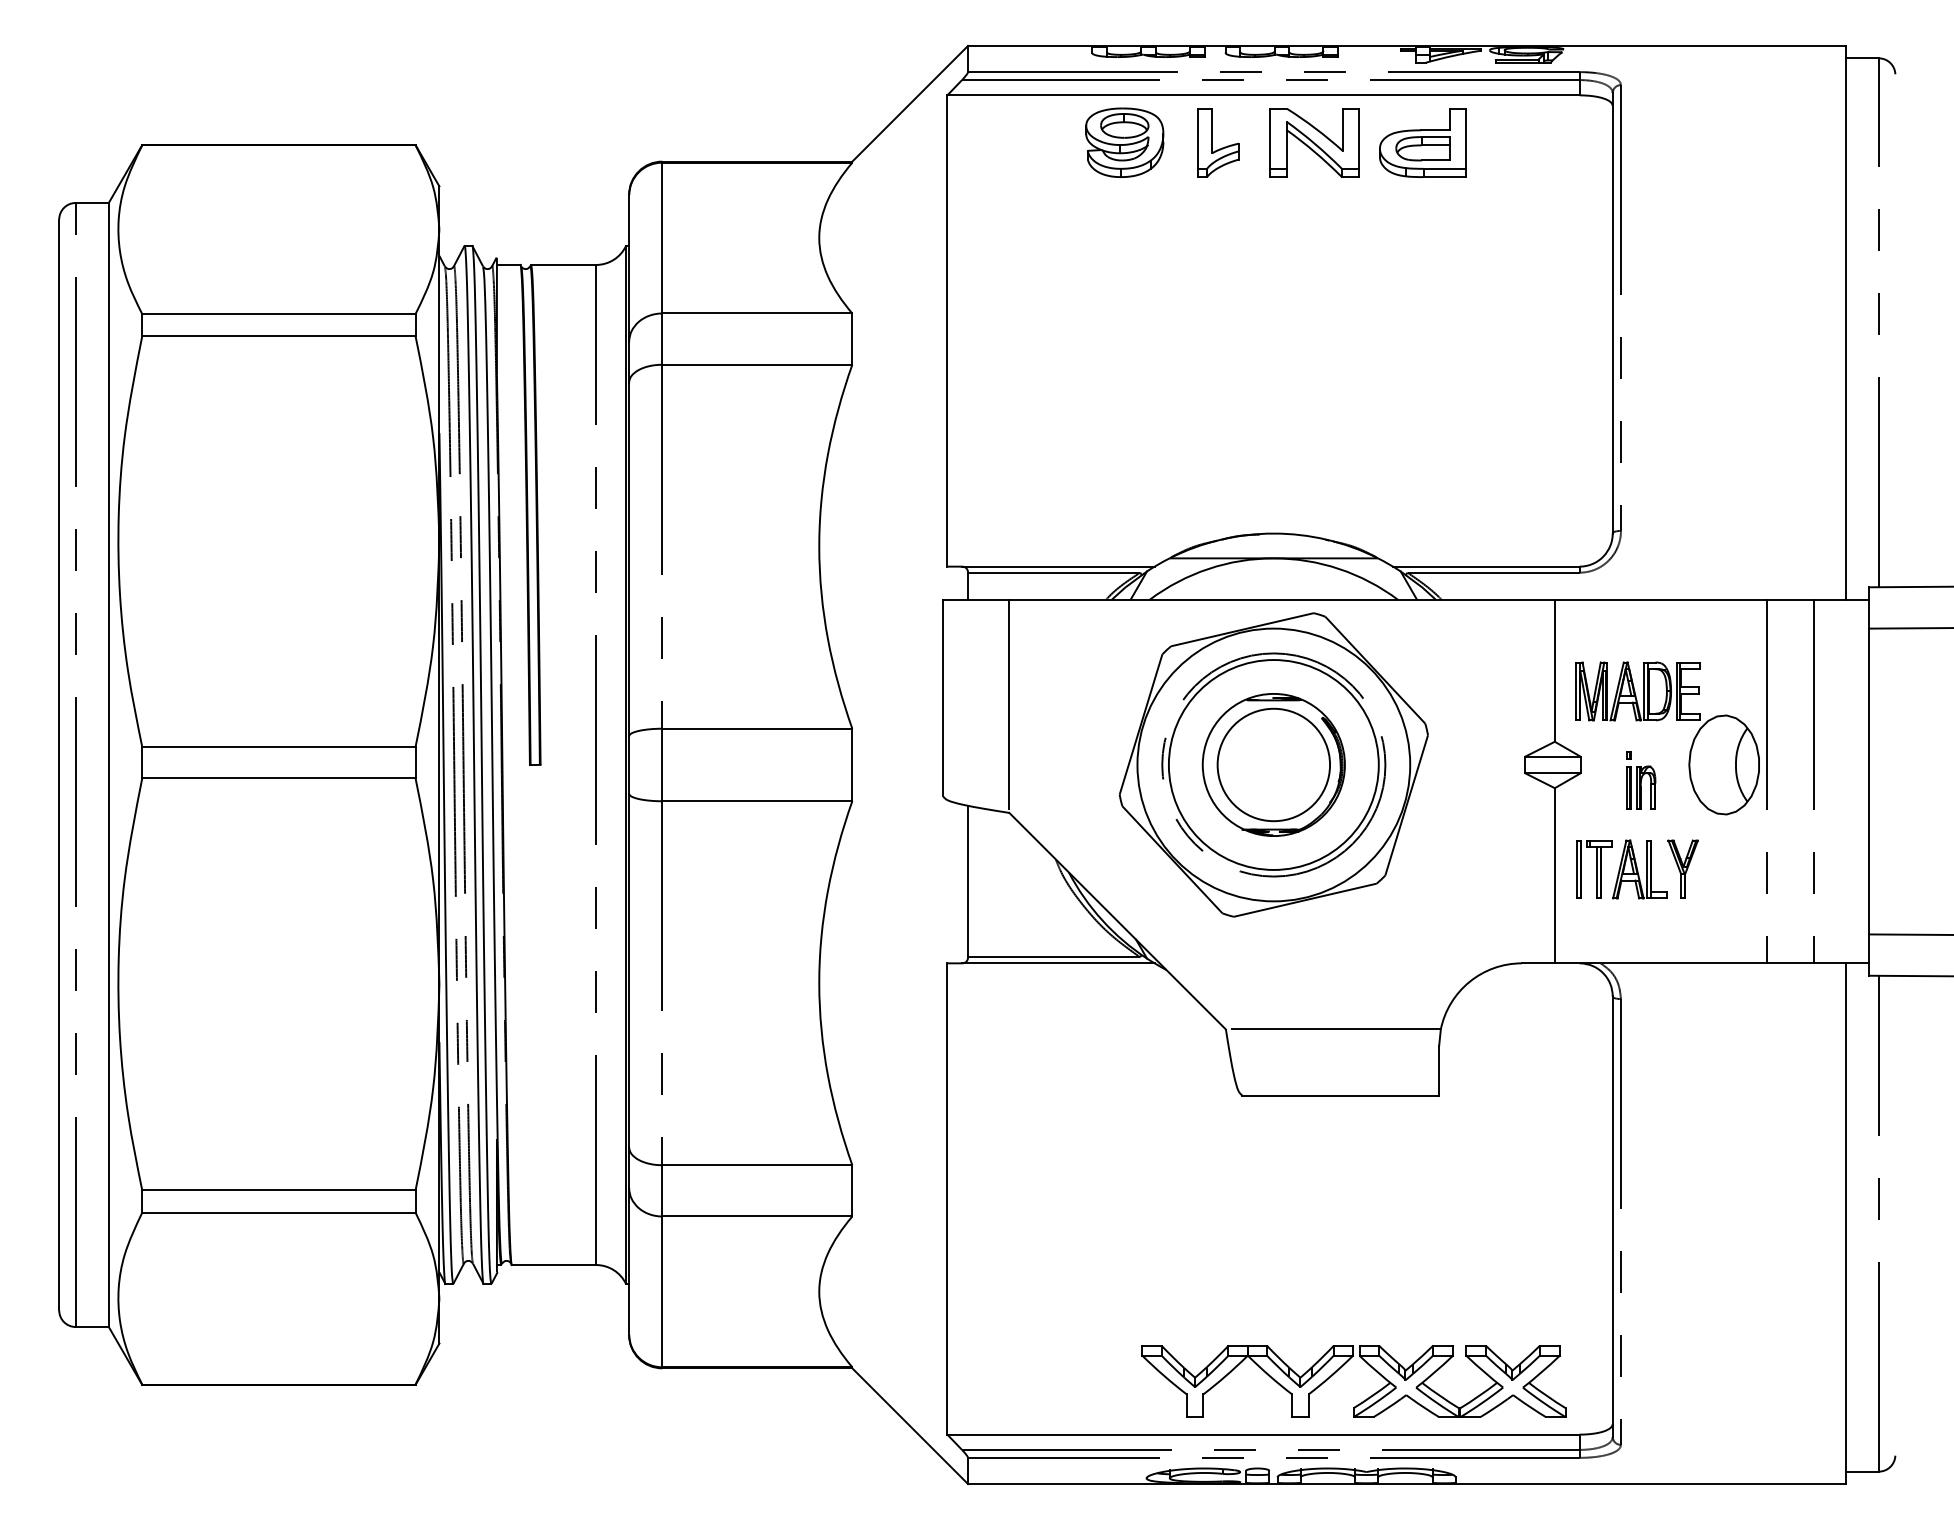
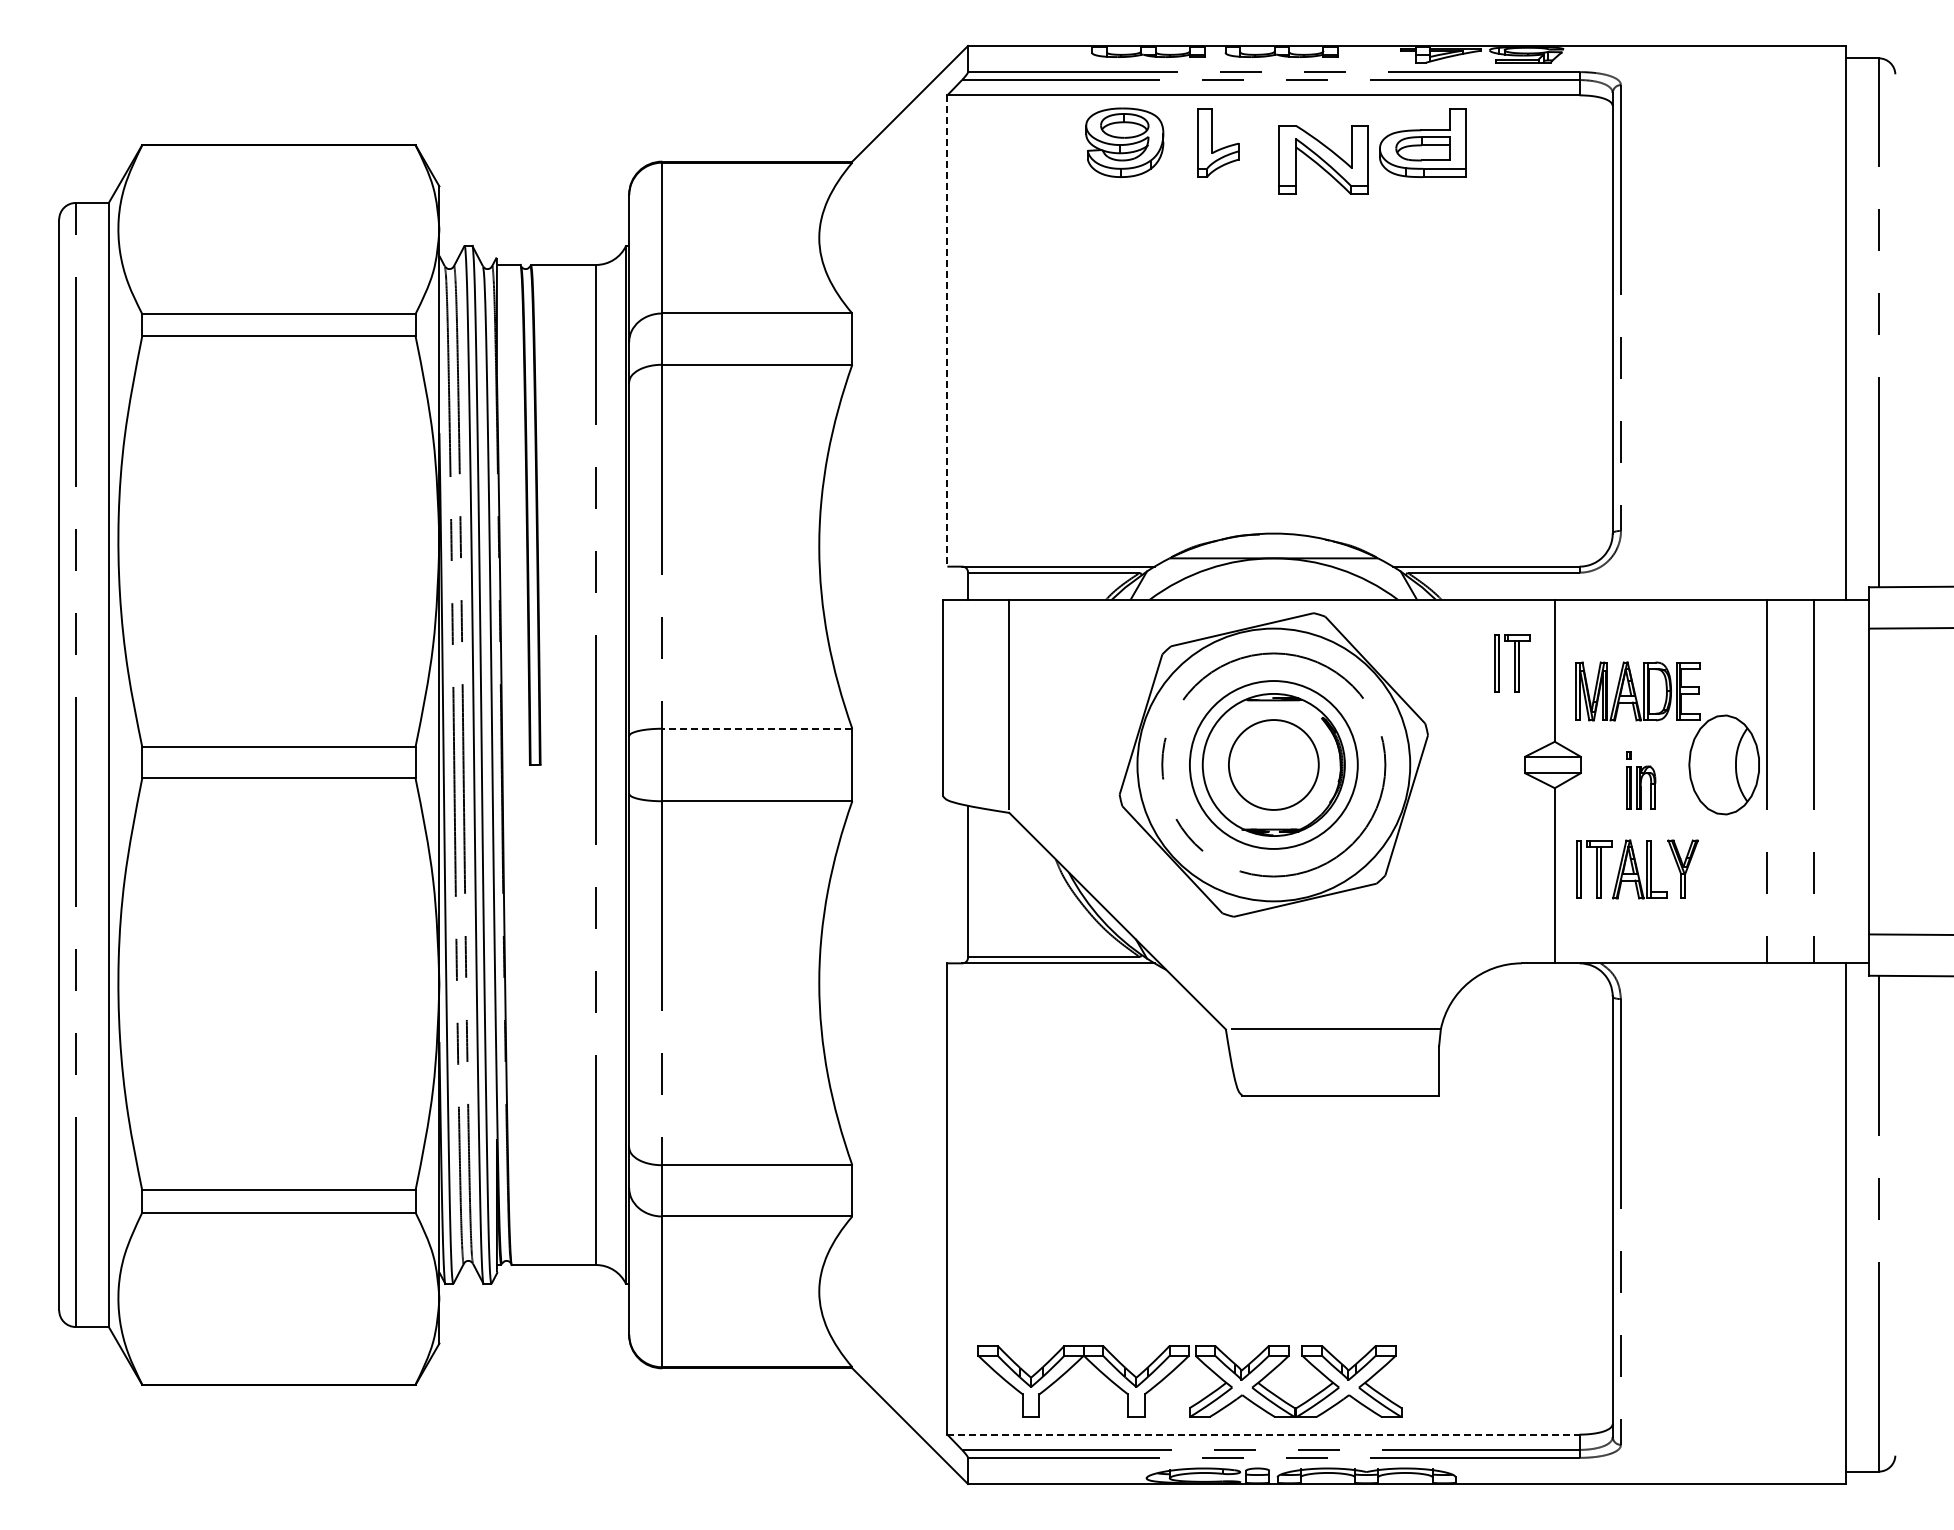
part position: (1314, 142) -> (1323, 159) (1323, 159)
line: solid -> dashed (947, 331)
part: none -> present (1512, 663)
line: solid -> dashed (756, 728)
circle diameter: 112 px -> 90 px (1273, 764)
circle diameter: 210 px -> 168 px (1273, 764)
part position: (1341, 1368) -> (1177, 1368) (1177, 1368)
line: solid -> dashed (1264, 1434)
